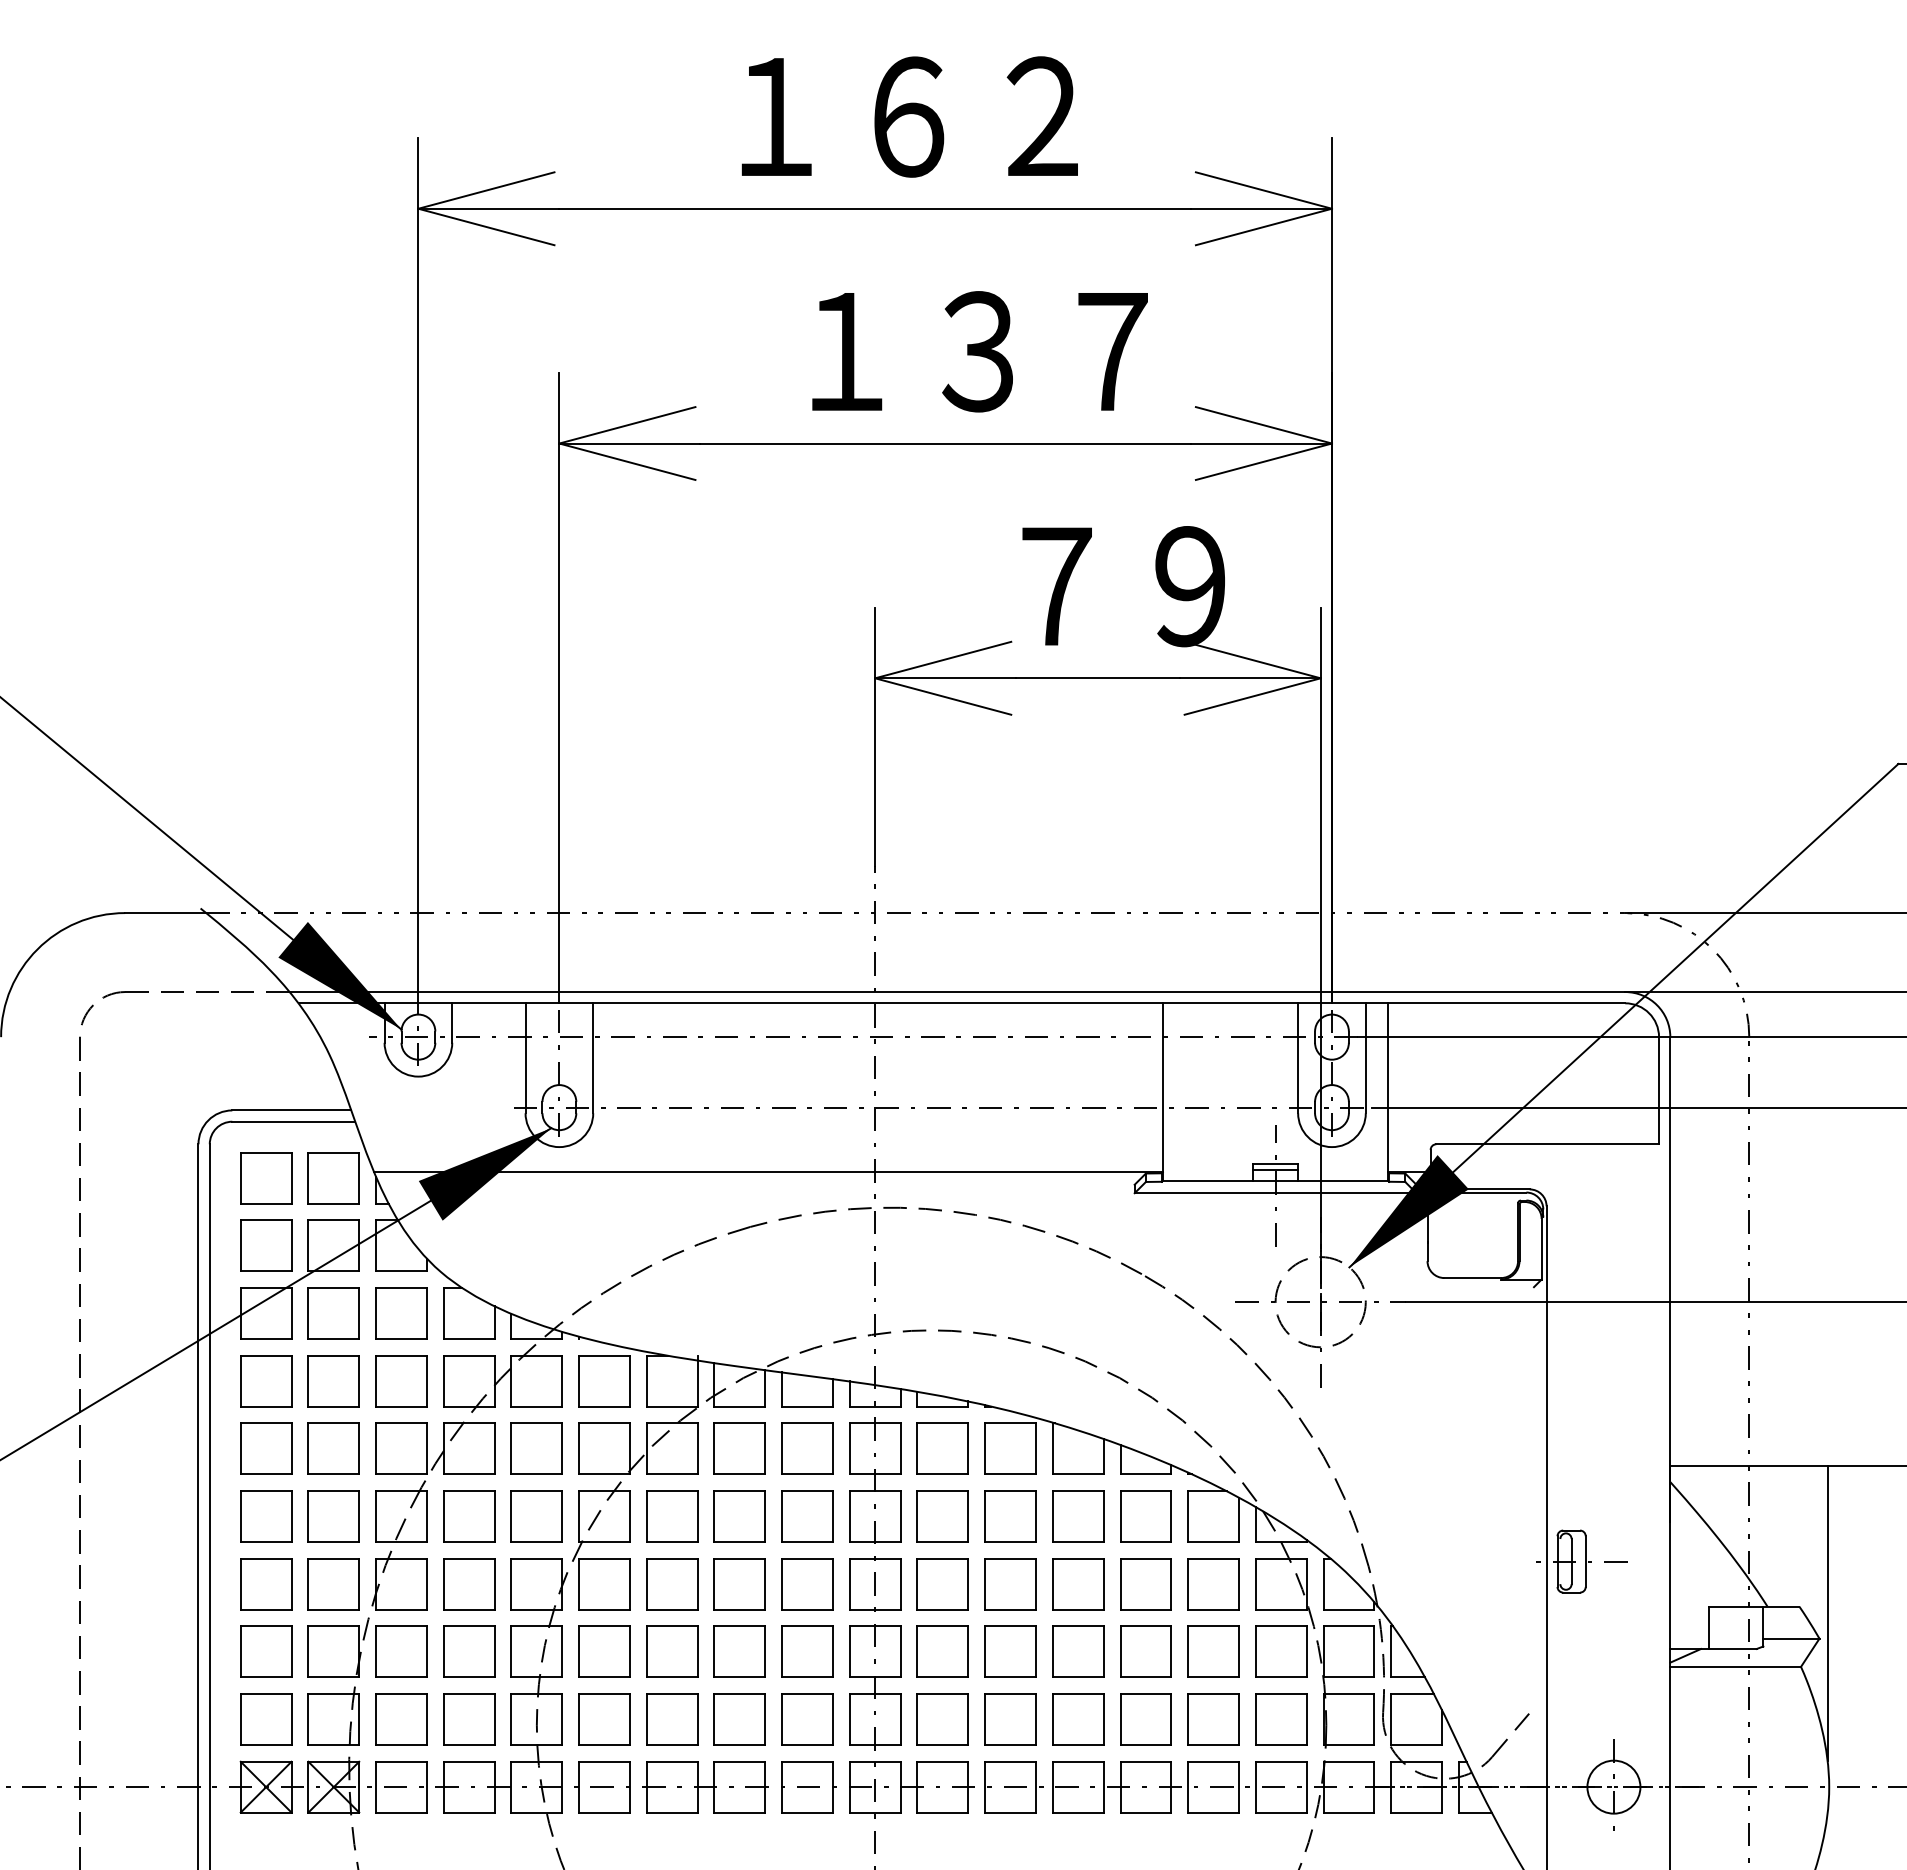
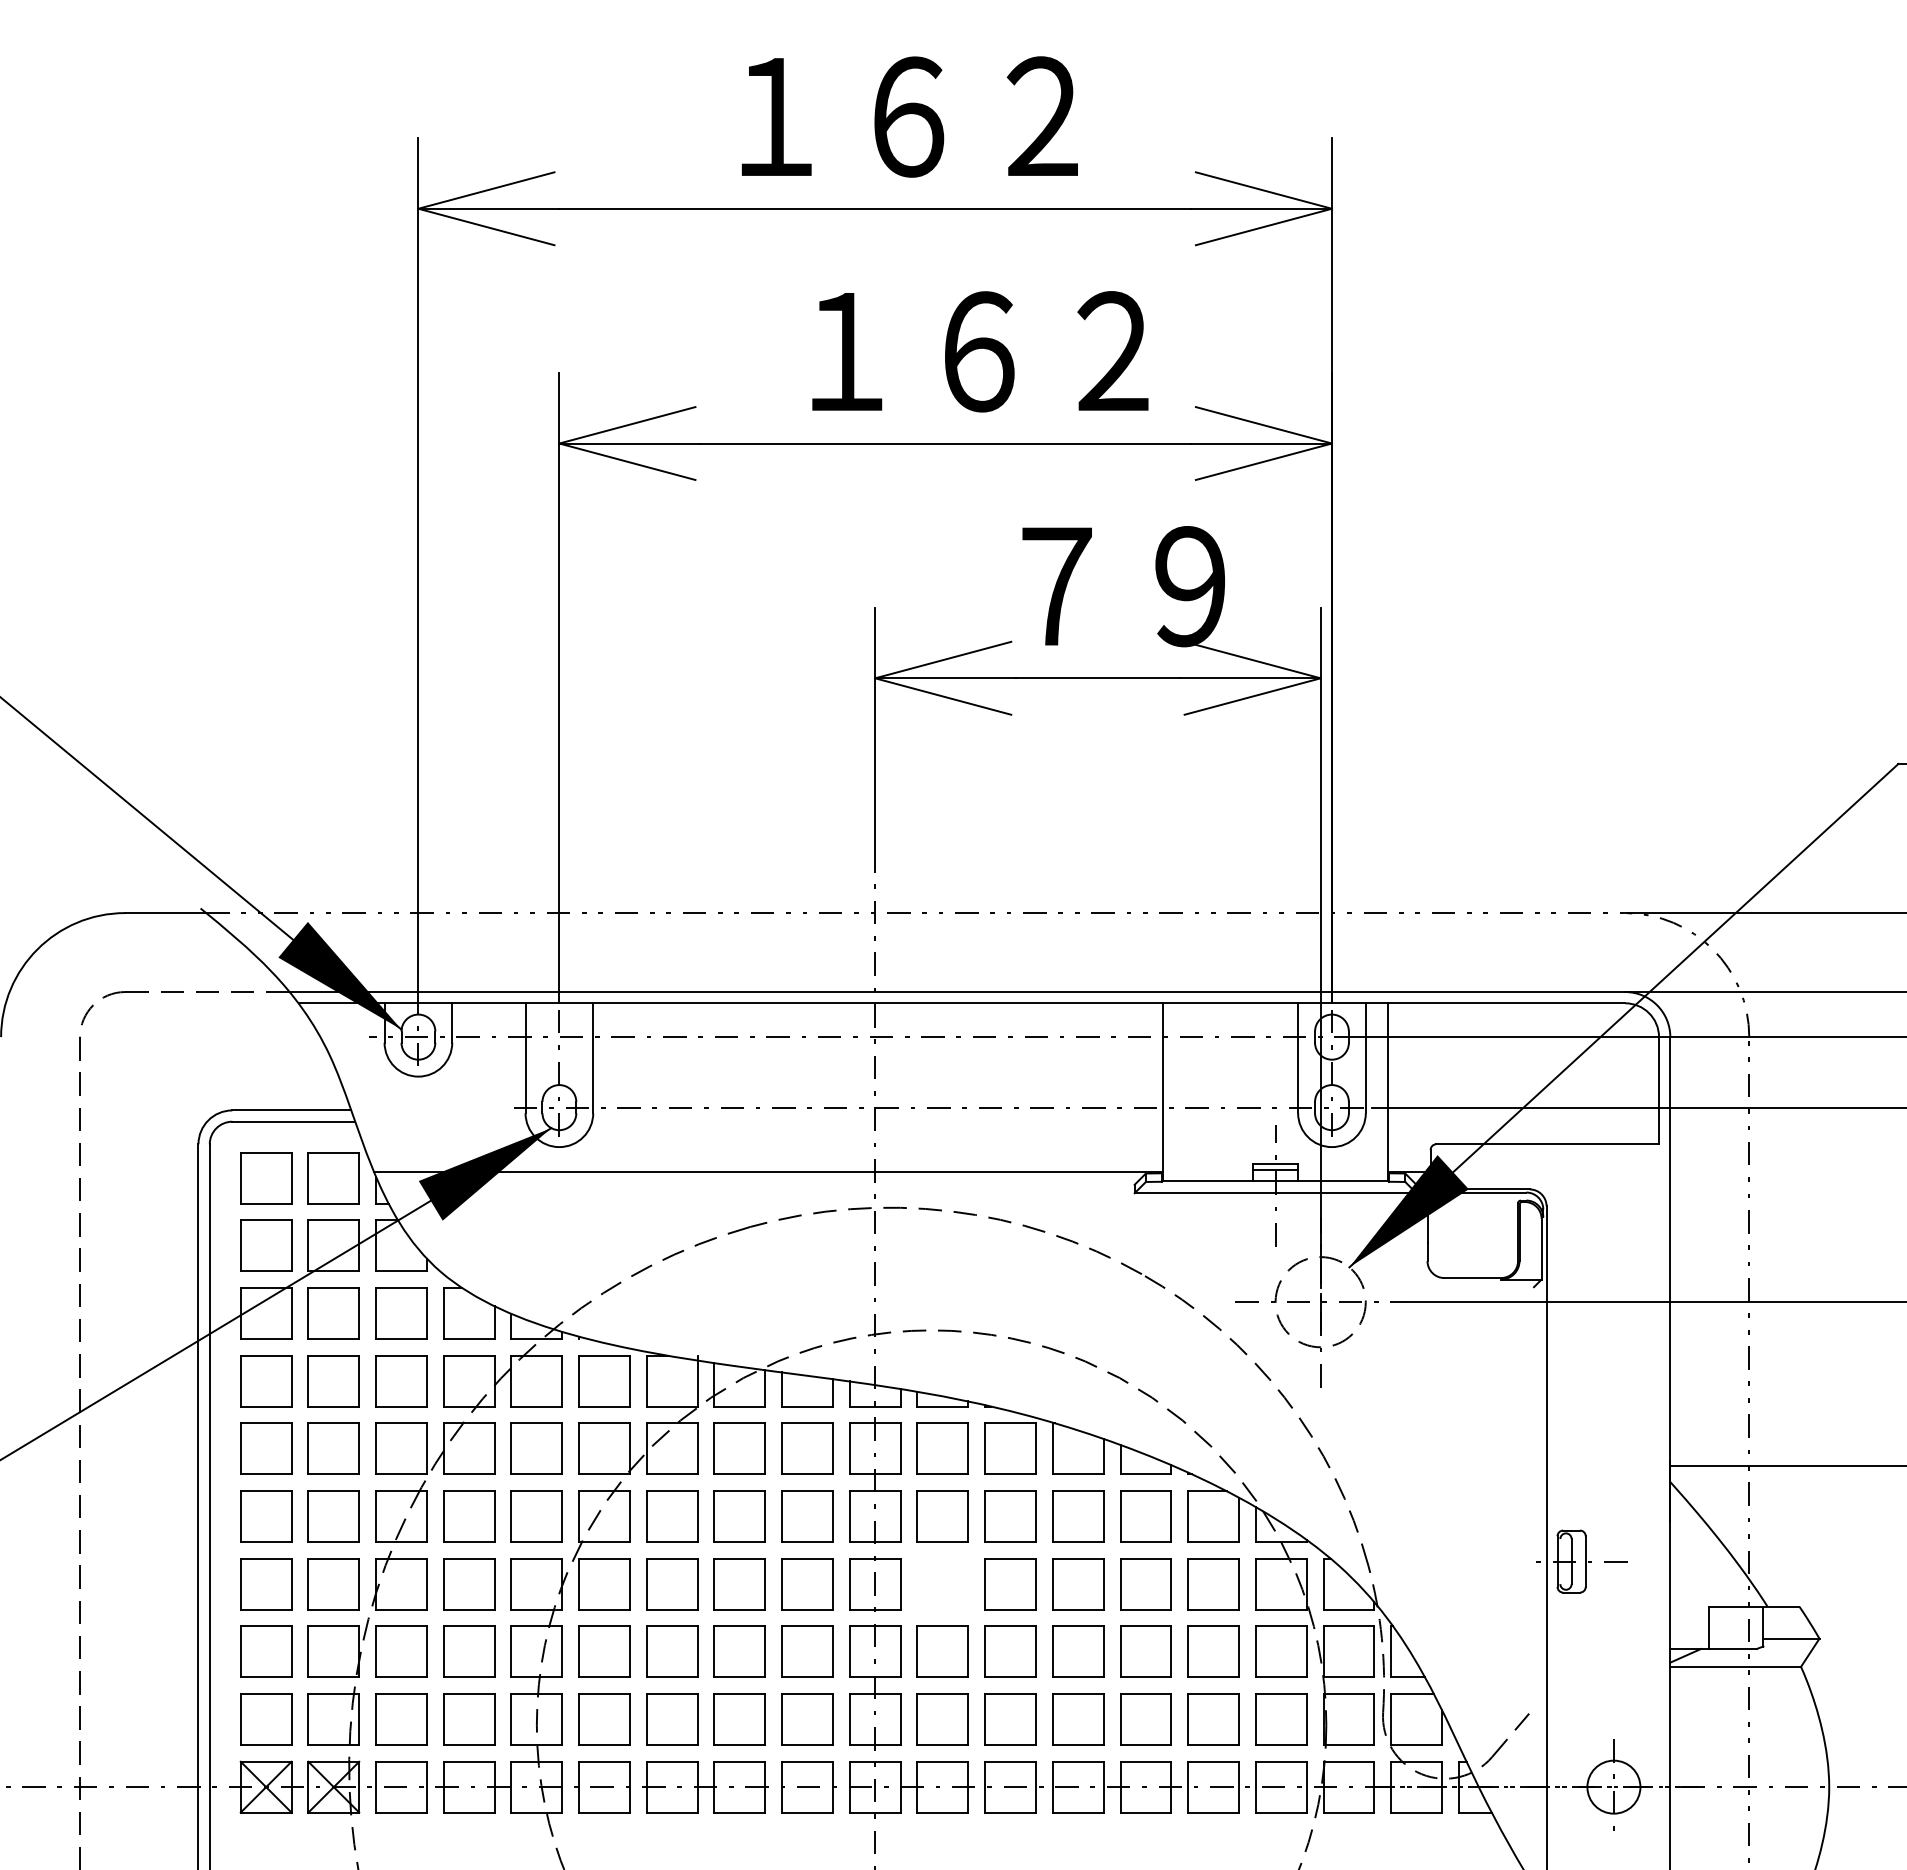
text: １３７ -> １６２ (1045, 351)
part: present -> none (942, 1584)
line: present -> none (1827, 1612)
